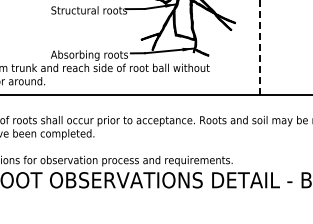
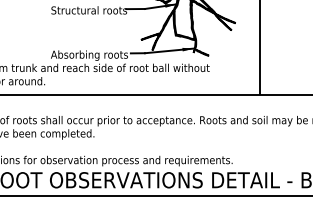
line: dashed -> solid (260, 47)
line: none -> present (155, 196)
